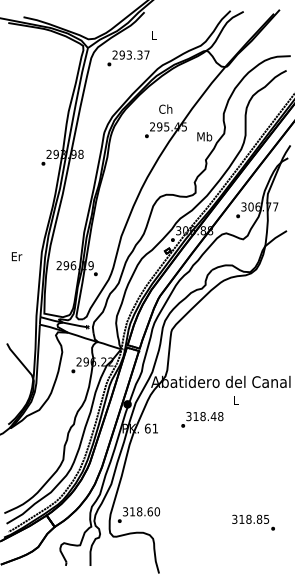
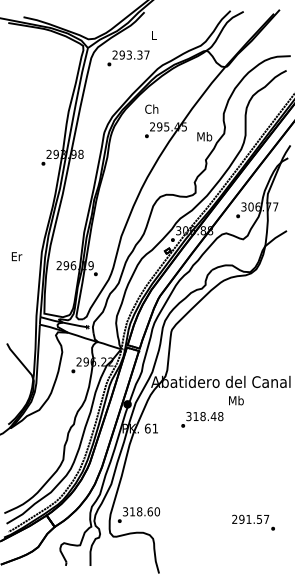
text position: (165, 108) -> (151, 108) (151, 108)
text: L -> Mb (236, 400)
text: 318.85 -> 291.57 (250, 518)
